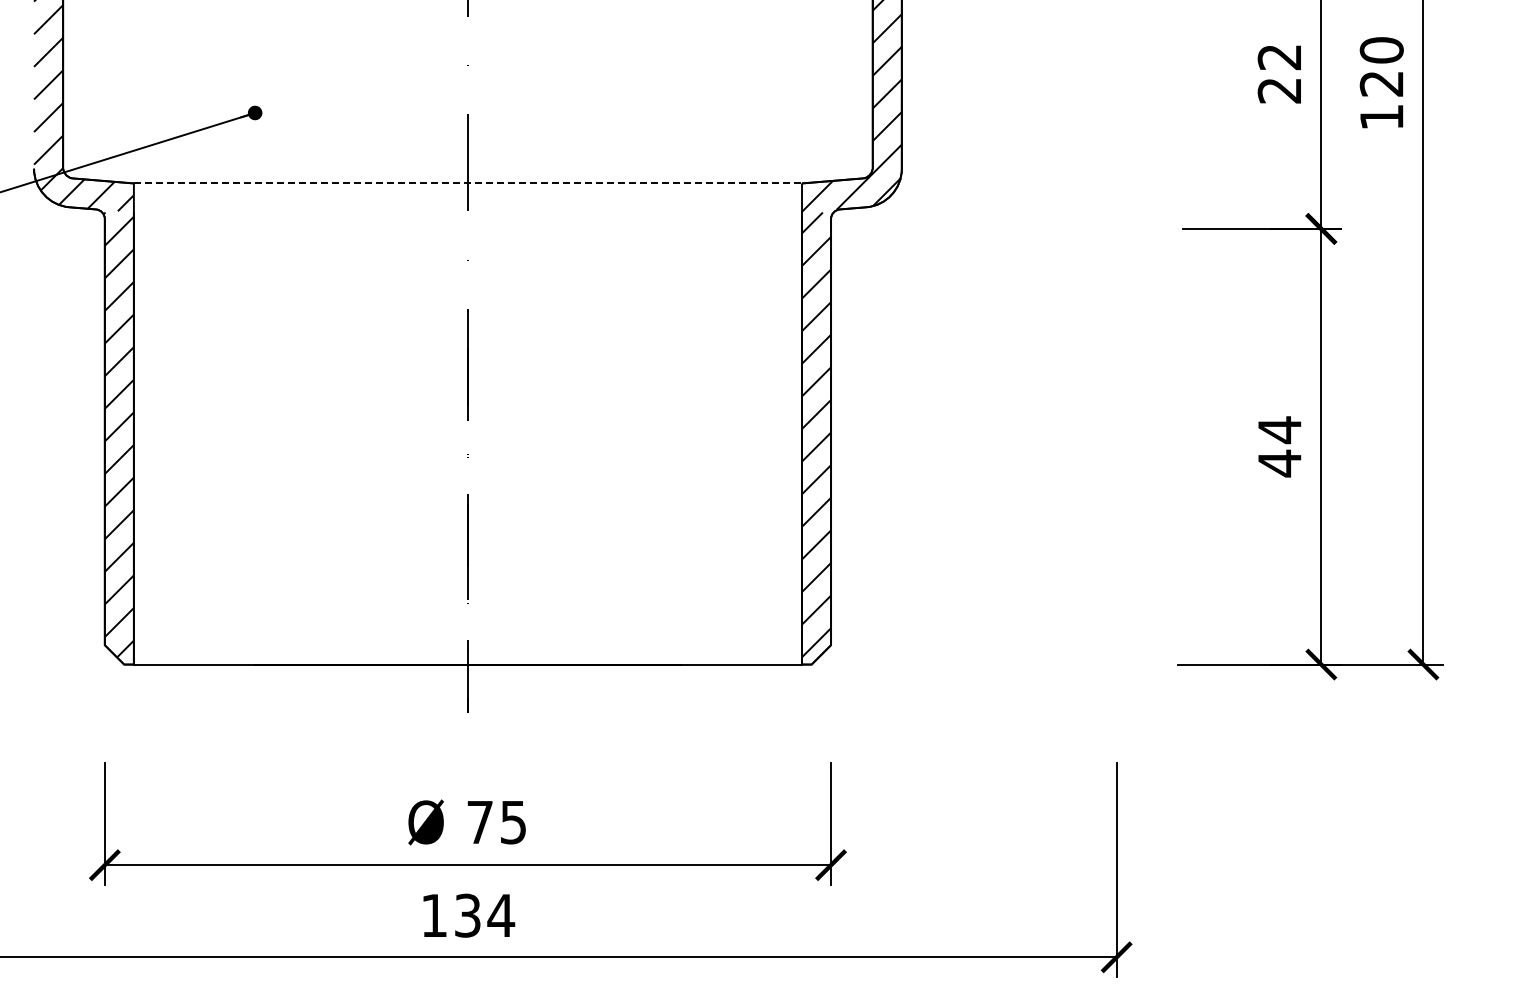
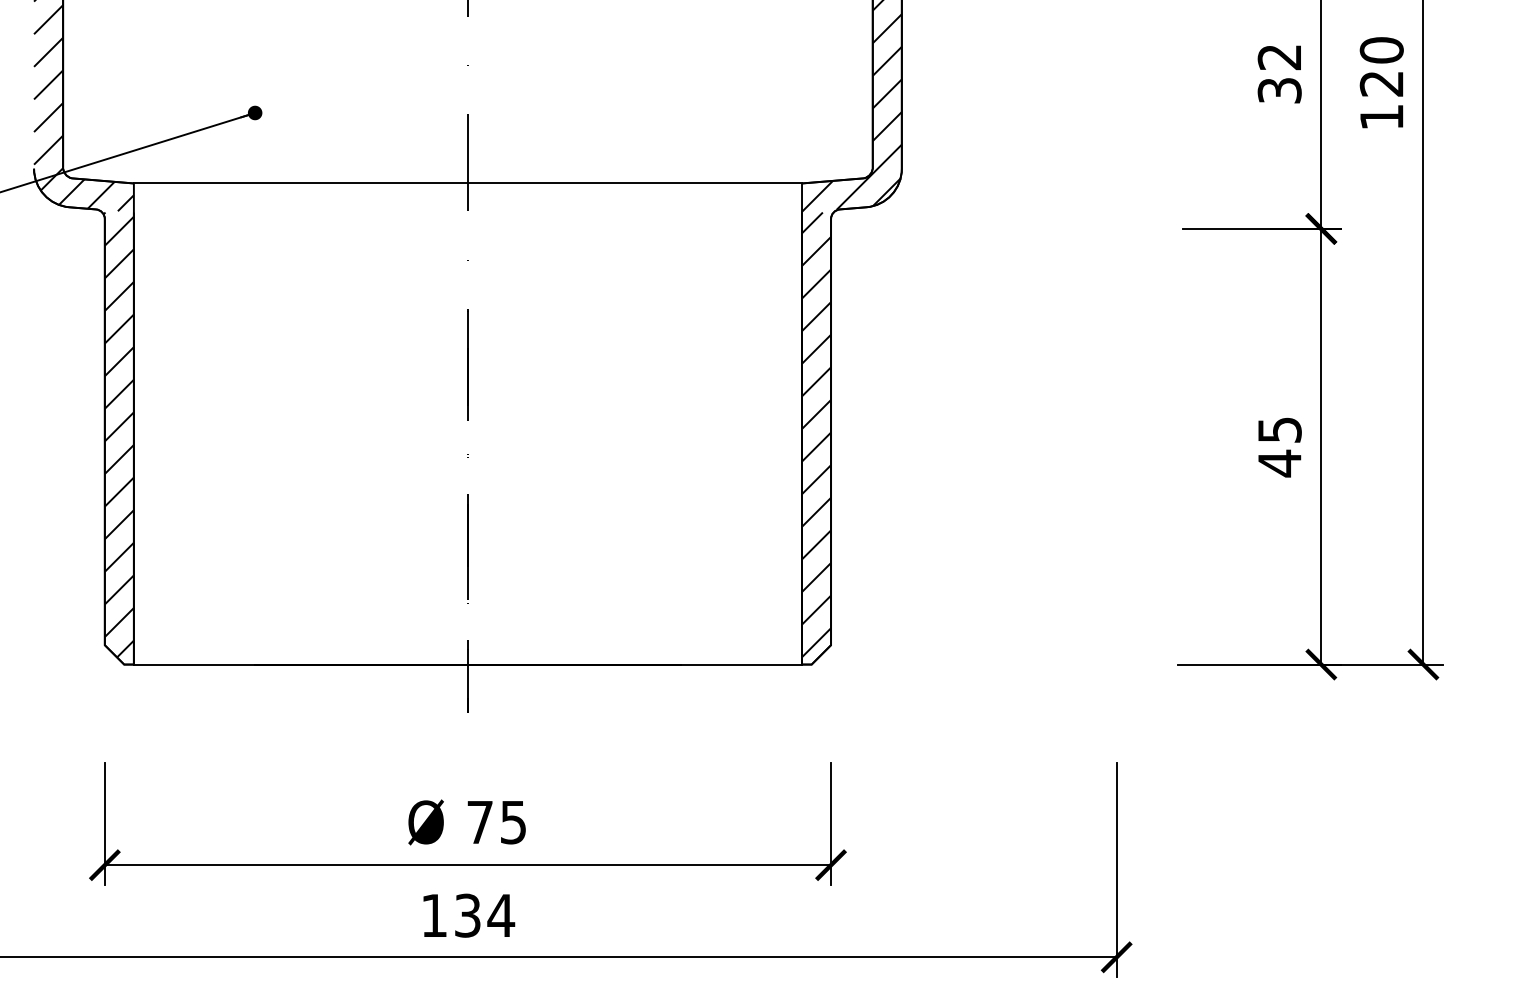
text: 22 -> 32 (1279, 90)
line: dashed -> solid (468, 183)
text: 44 -> 45 (1279, 430)
